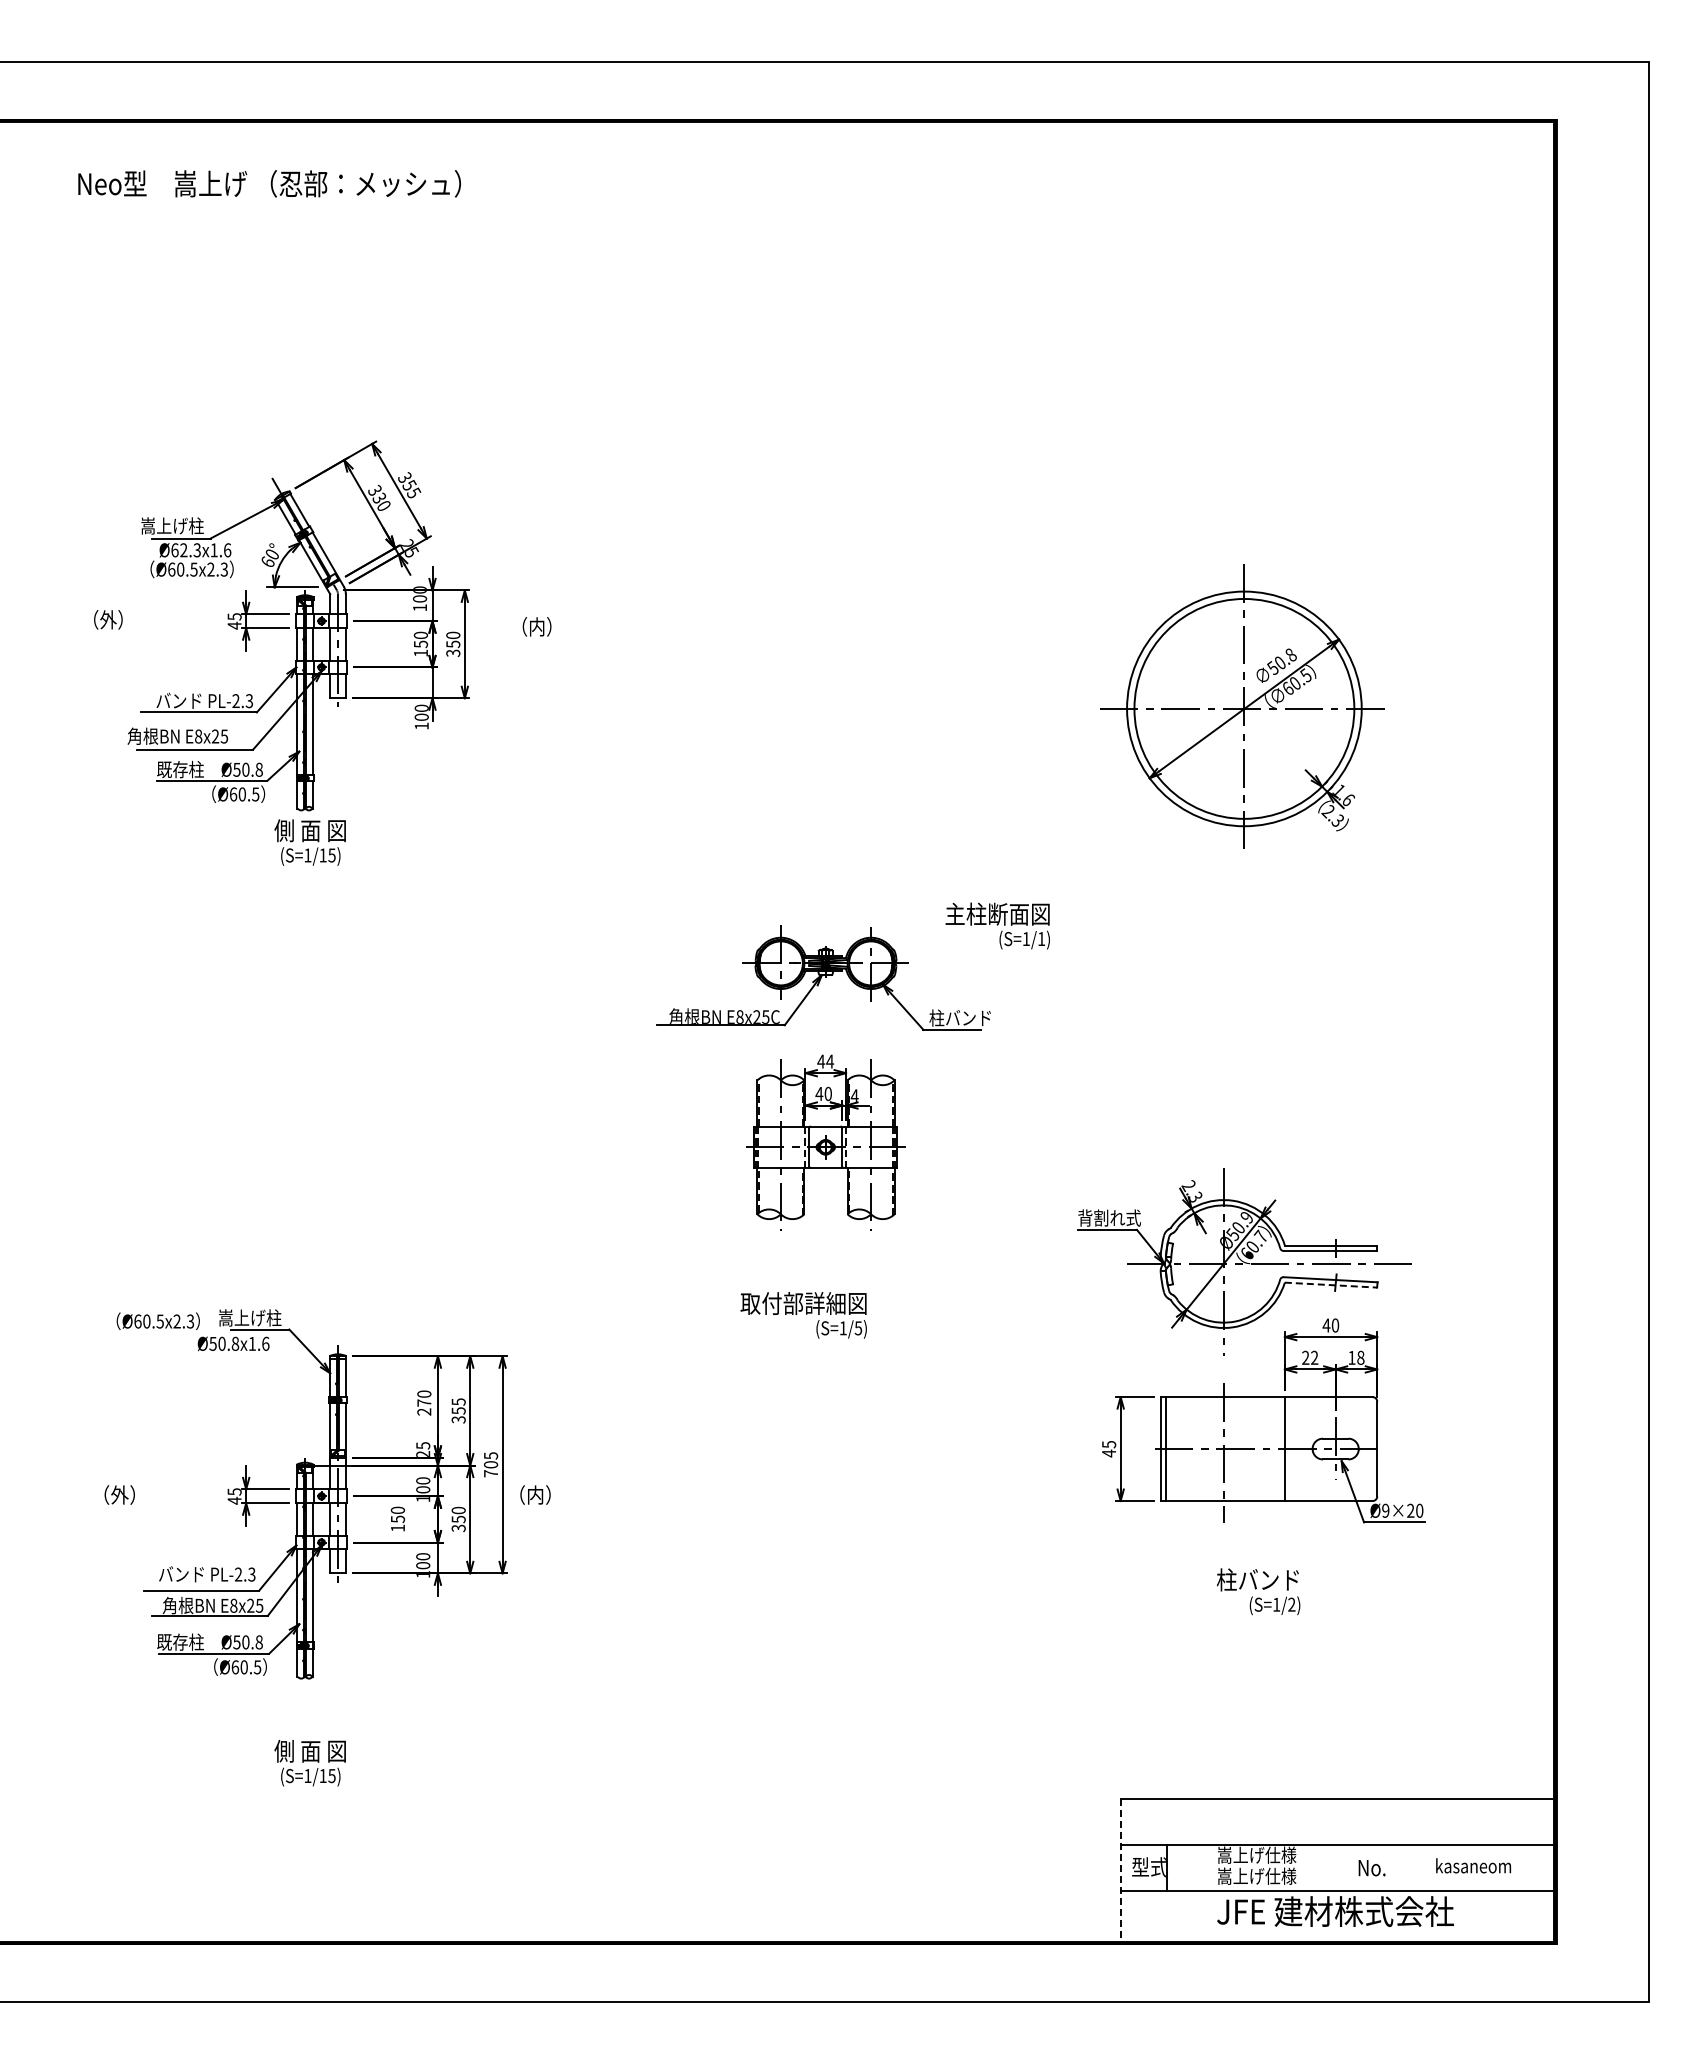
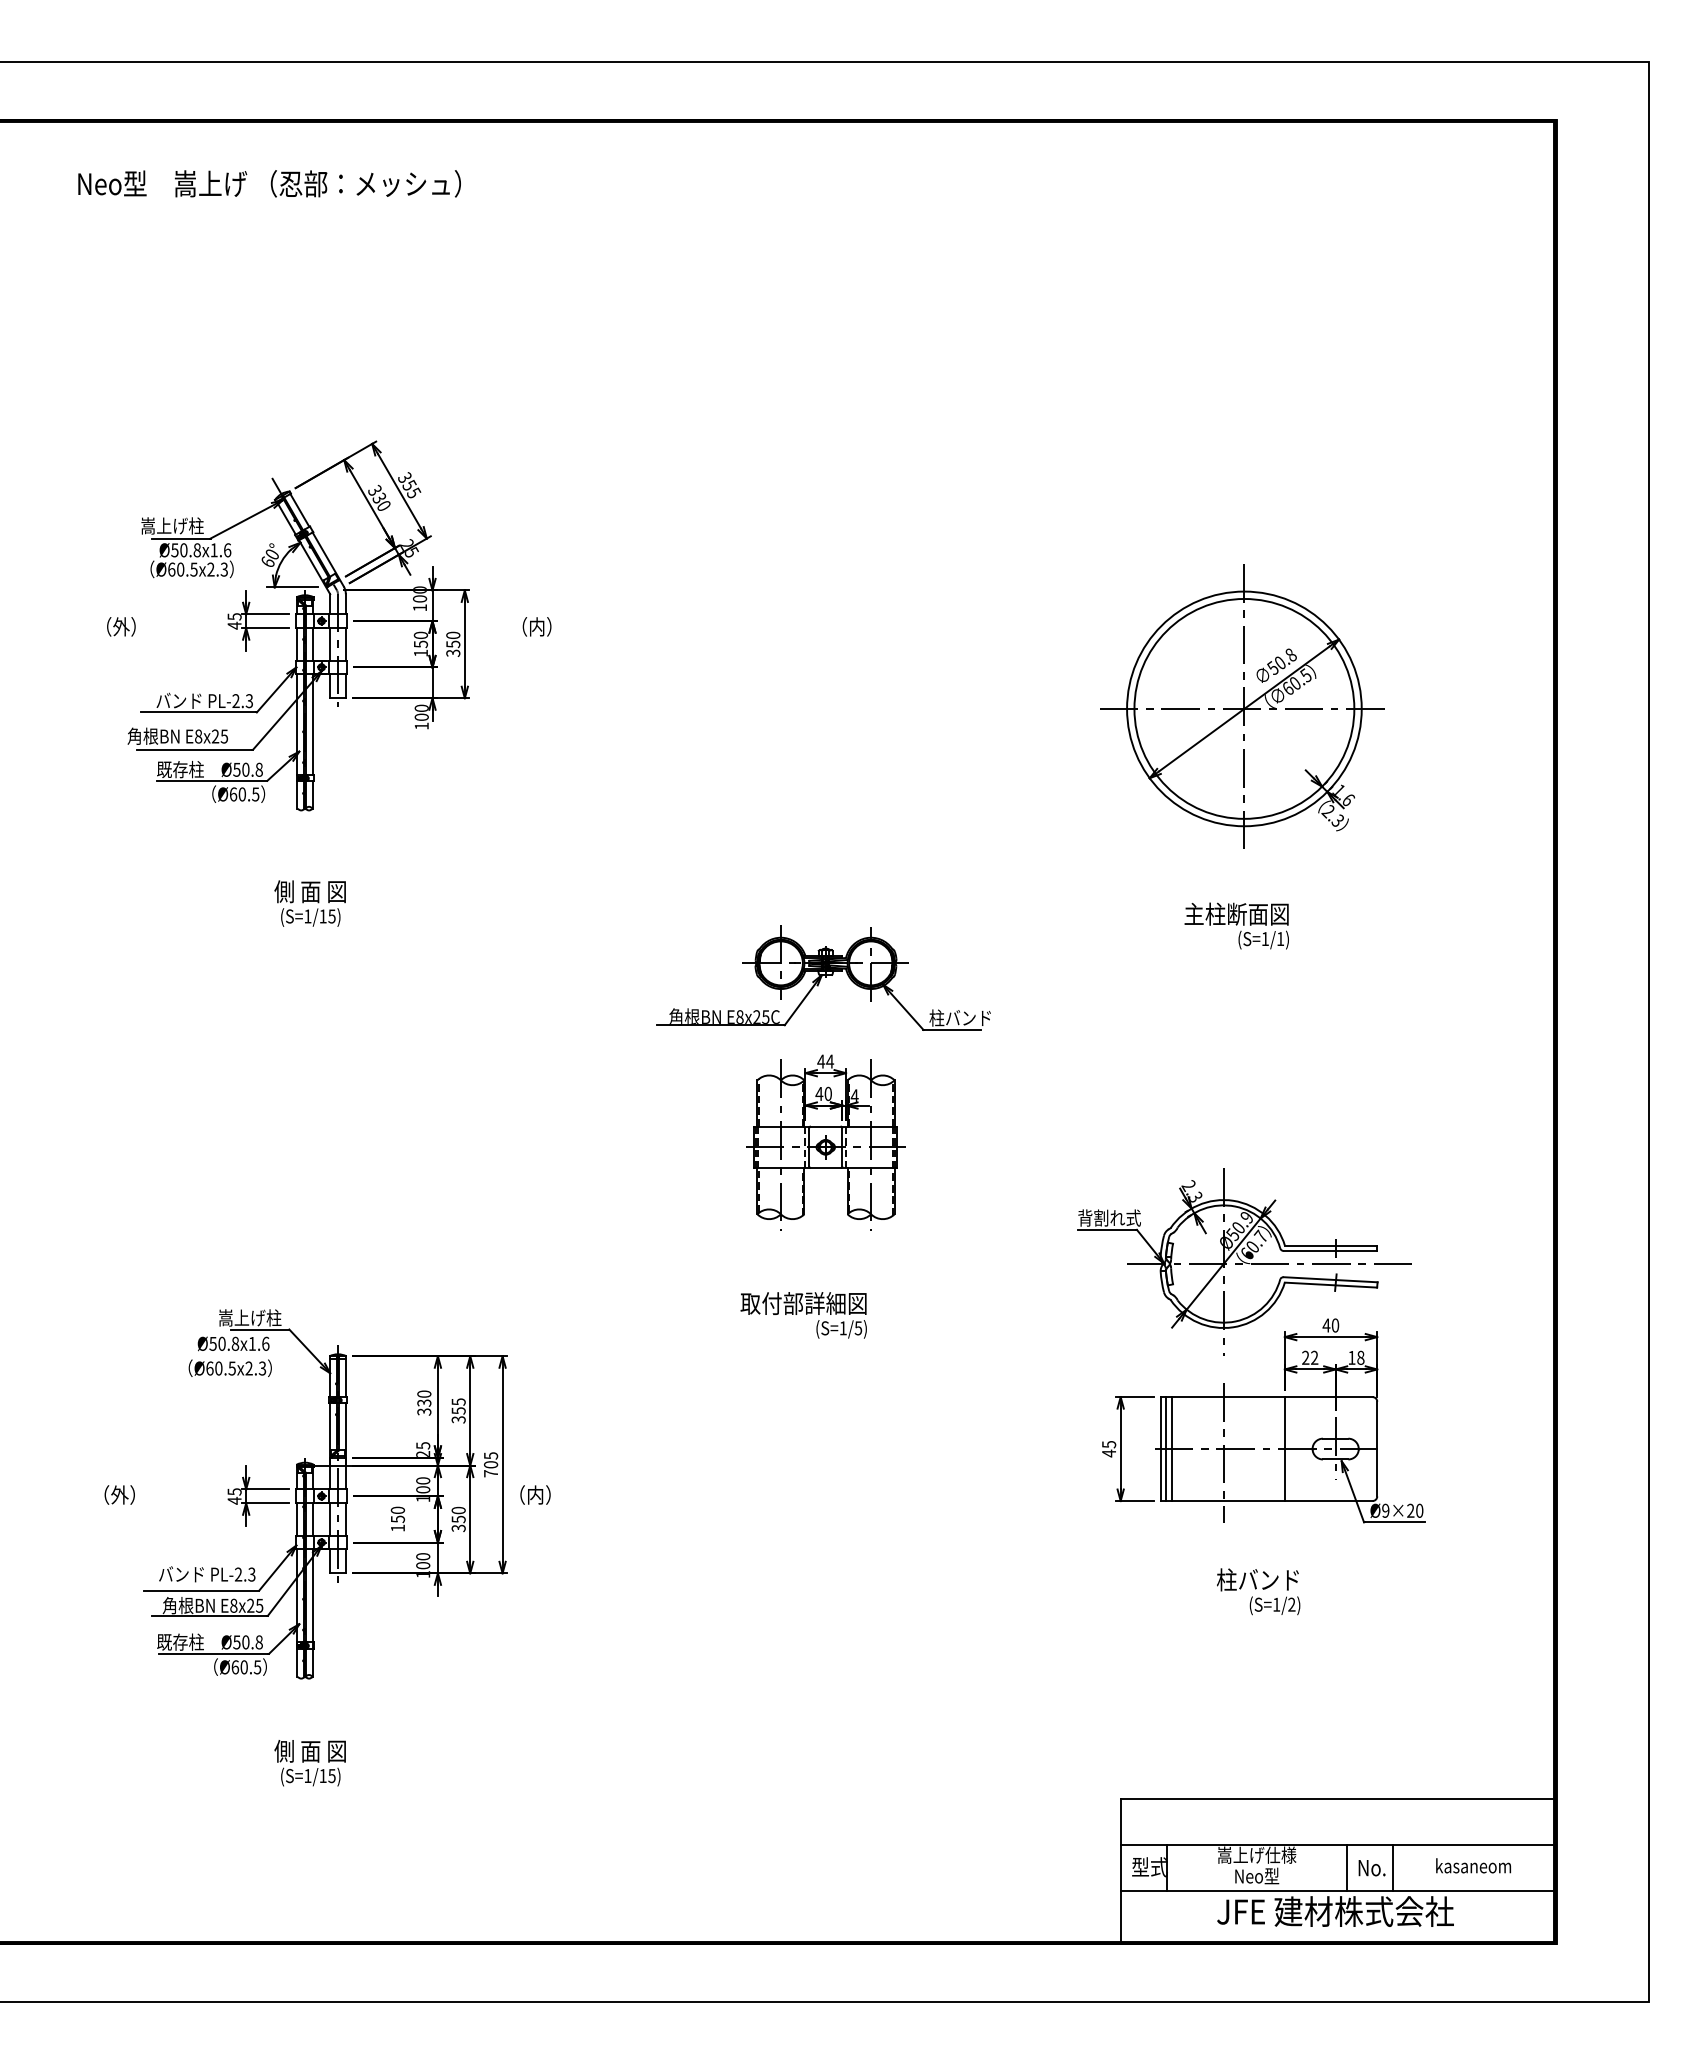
text: Ø62.3x1.6 -> Ø50.8x1.6 (185, 550)
text position: (108, 619) -> (121, 626) (121, 626)
text position: (309, 842) -> (309, 903) (309, 903)
text position: (997, 925) -> (1236, 925) (1236, 925)
line: dashed -> solid (1331, 1285)
text position: (157, 1320) -> (229, 1367) (229, 1367)
text: 270 -> 330 (424, 1407)
line: none -> present (1171, 1449)
line: none -> present (1346, 1868)
line: none -> present (1392, 1868)
line: dashed -> solid (1120, 1870)
text: 嵩上げ仕様 -> Neo型 (1257, 1875)
